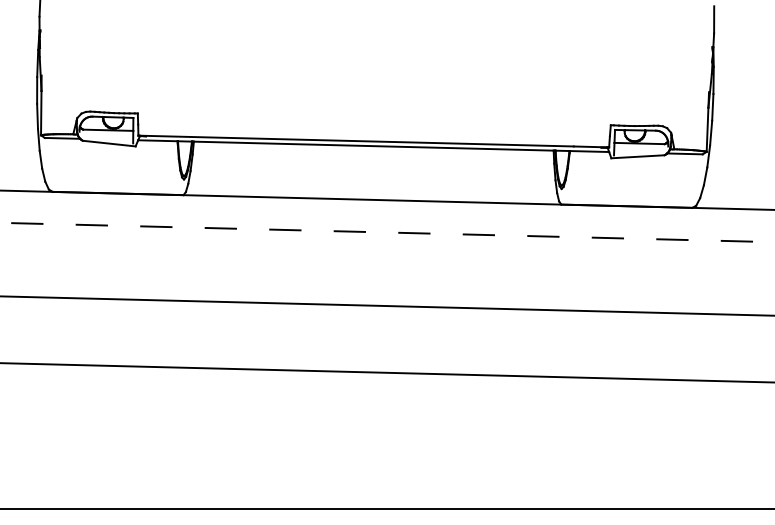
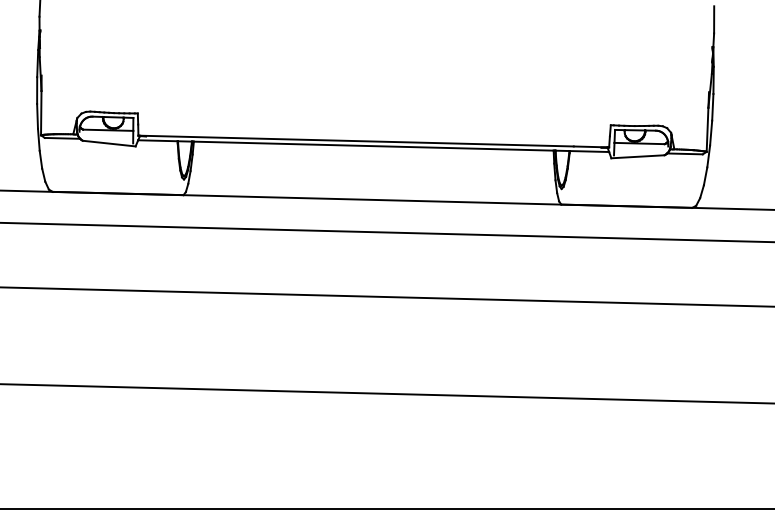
line: dashed -> solid (387, 232)
line position: (386, 305) -> (386, 296) (386, 296)
line position: (386, 372) -> (386, 393) (386, 393)
